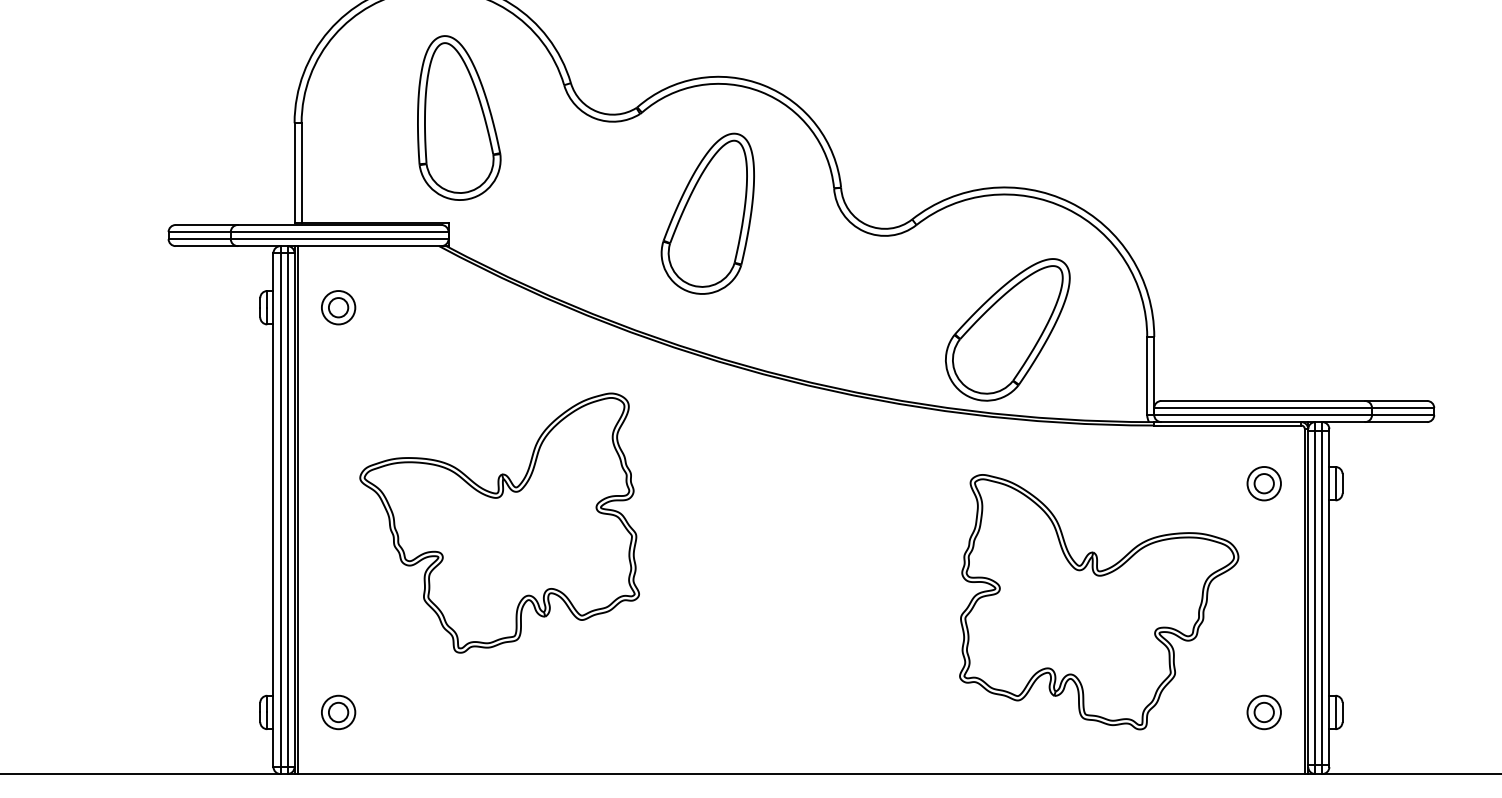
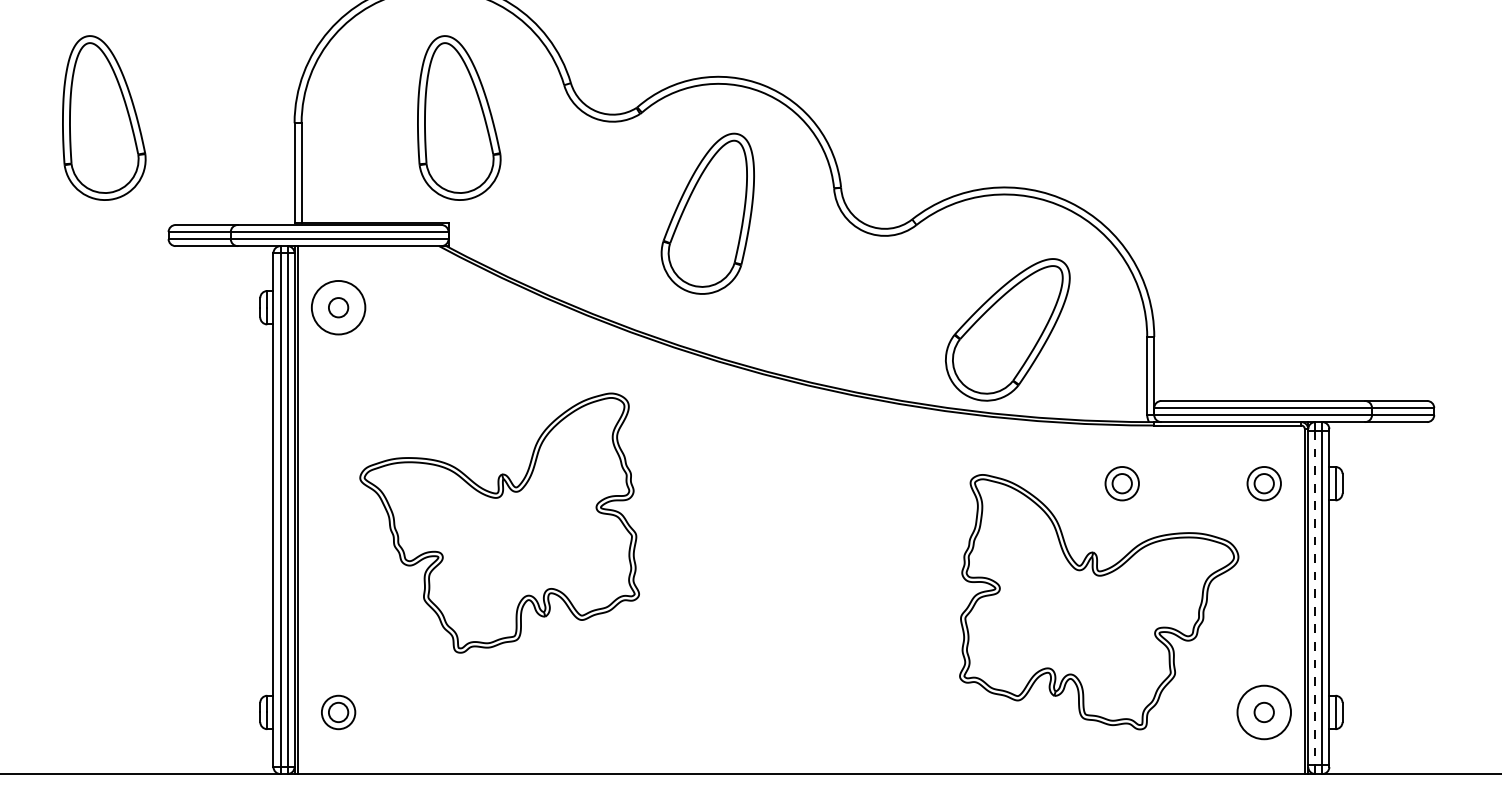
part: none -> present (104, 117)
circle diameter: 33 px -> 53 px (338, 307)
part: none -> present (1121, 483)
line: solid -> dashed (1315, 598)
circle diameter: 33 px -> 53 px (1264, 712)
